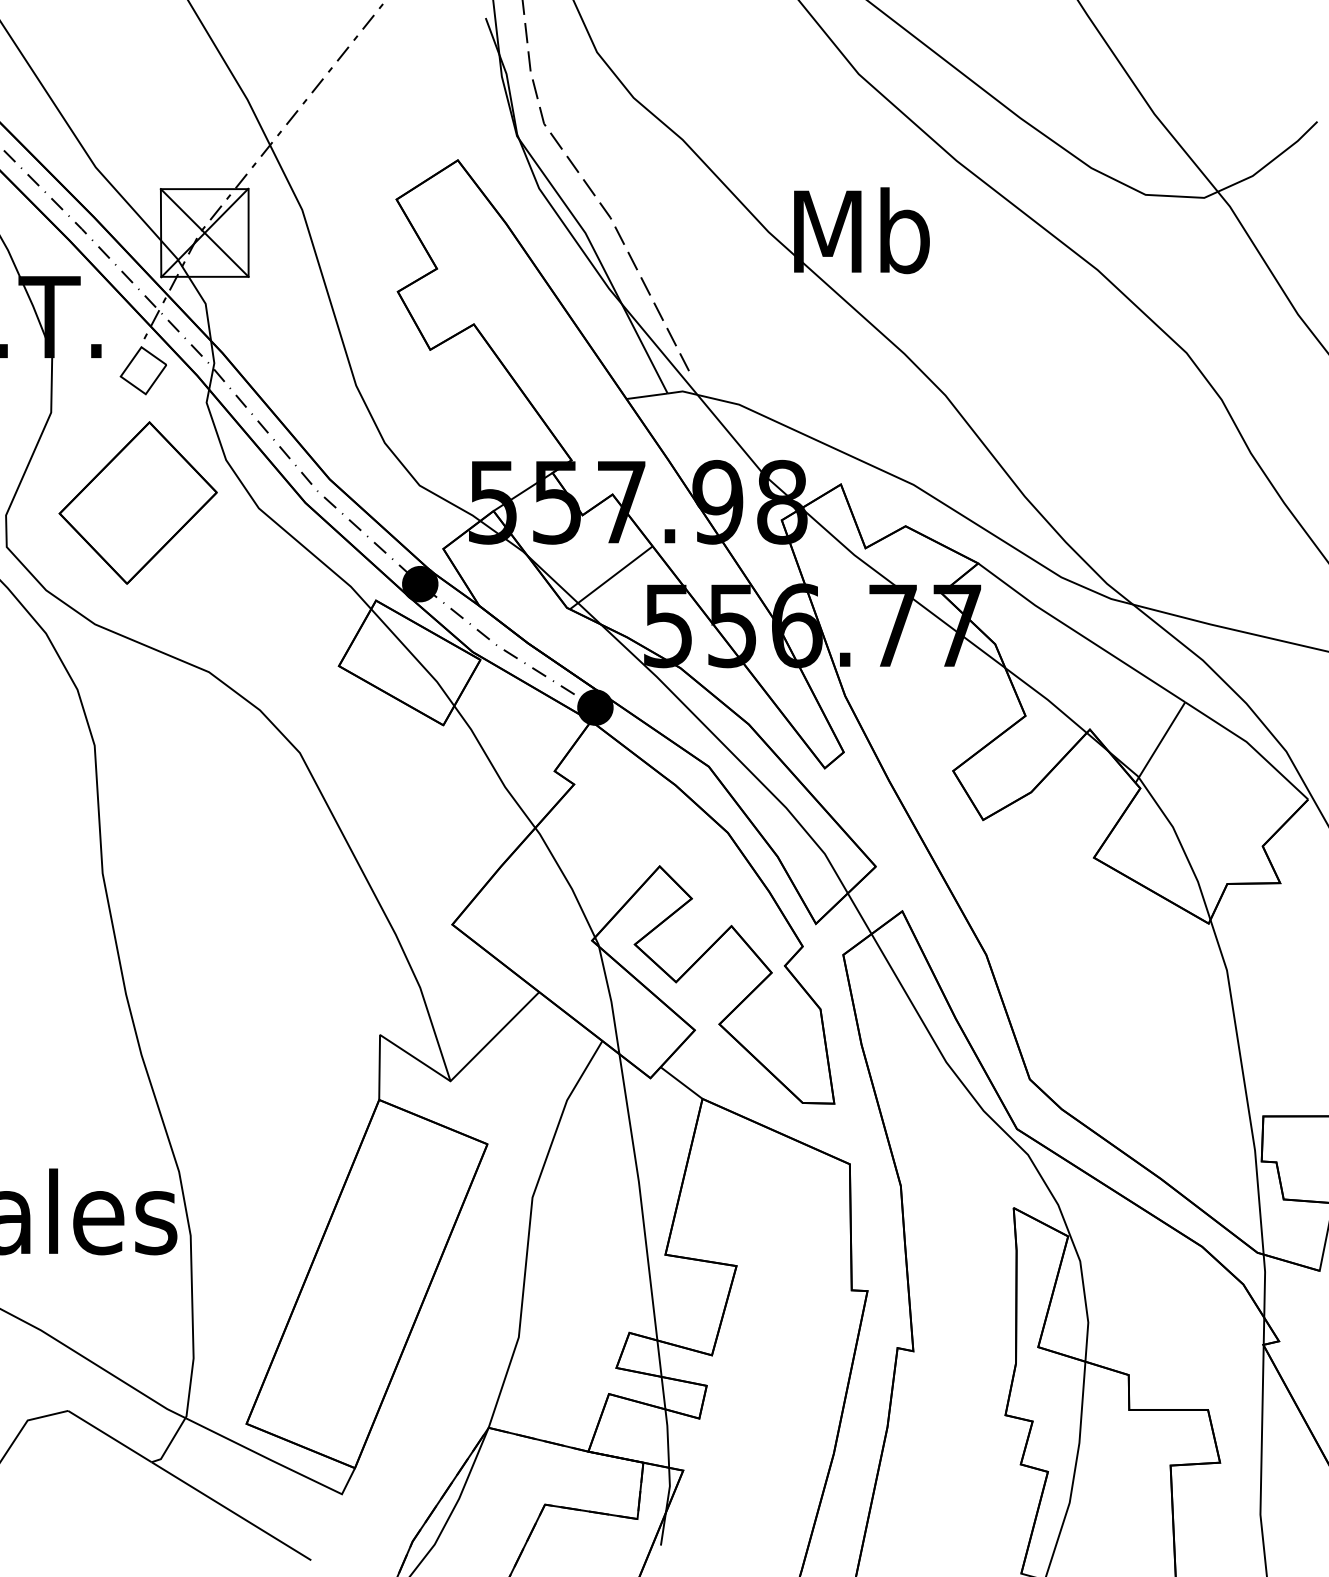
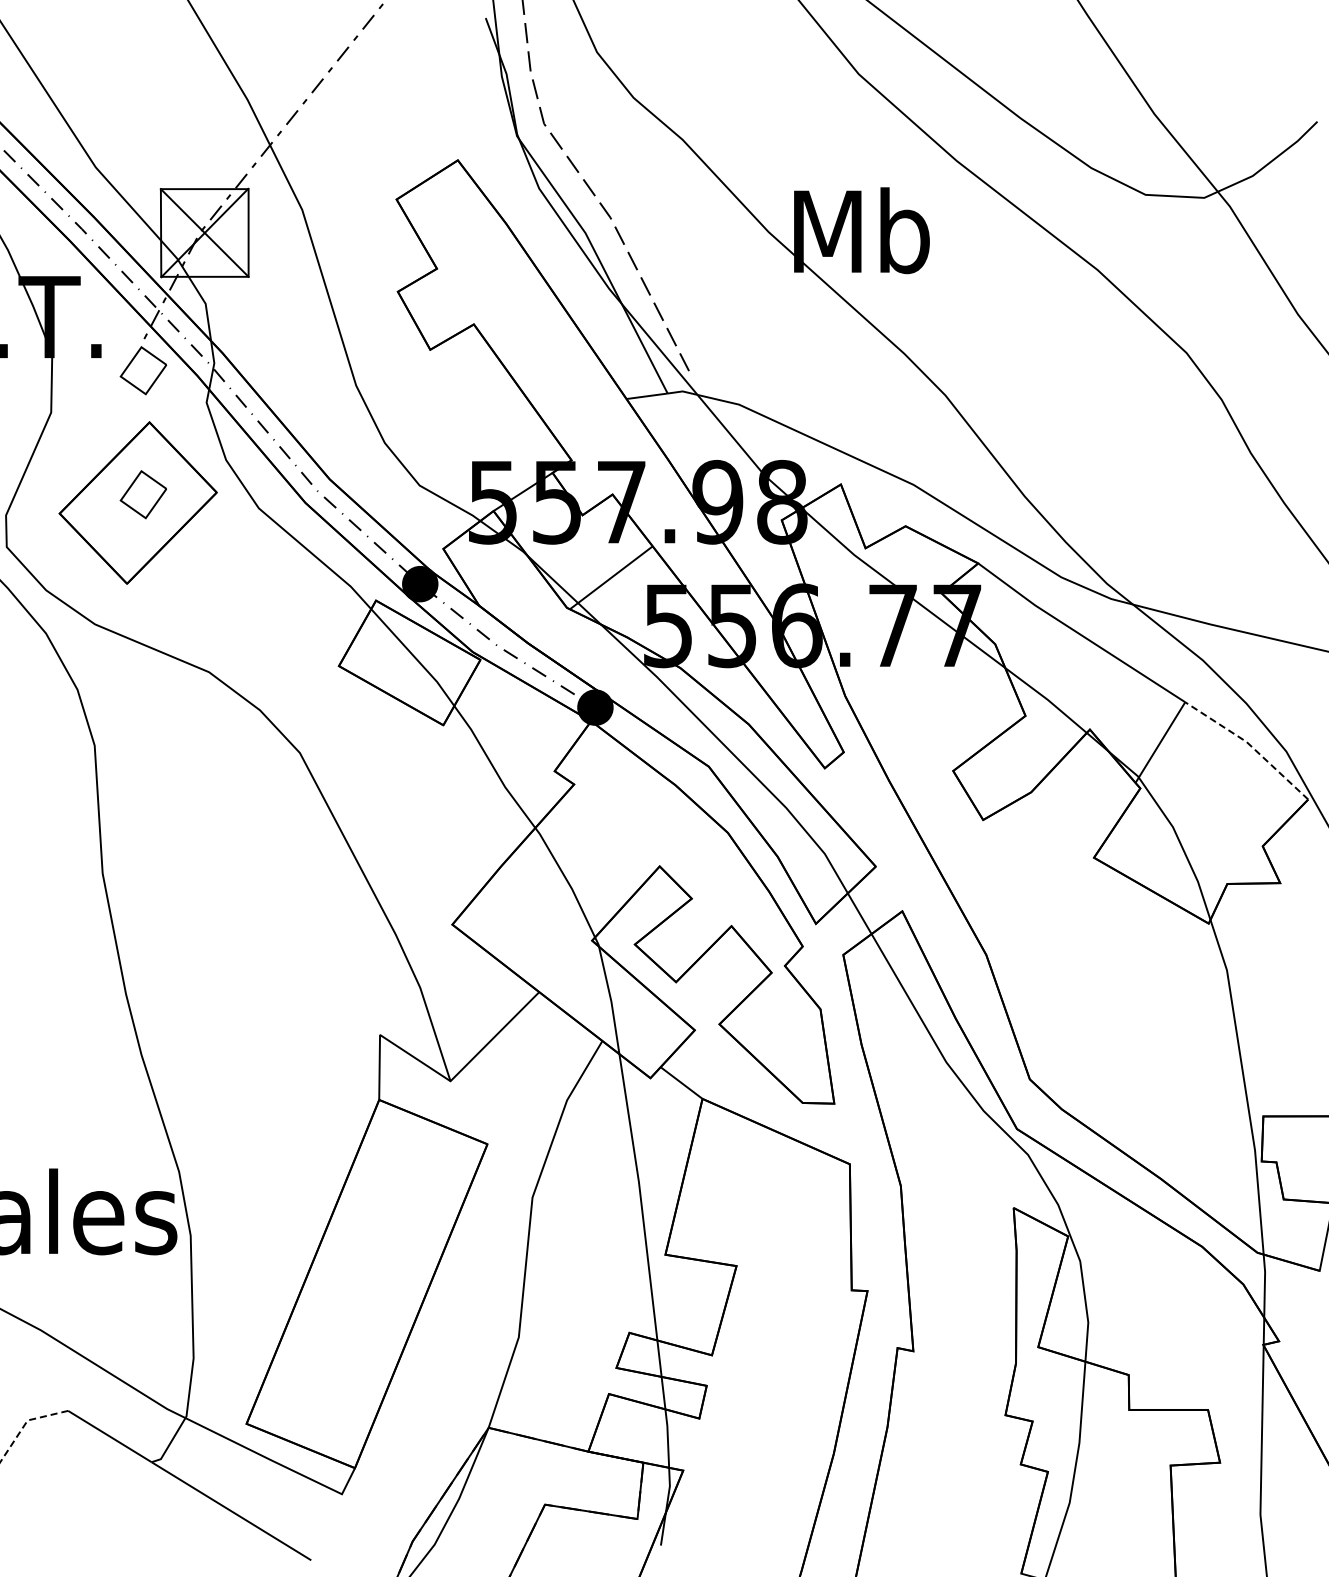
part: none -> present (142, 494)
line: solid -> dashed (1250, 745)
line: solid -> dashed (25, 1423)
